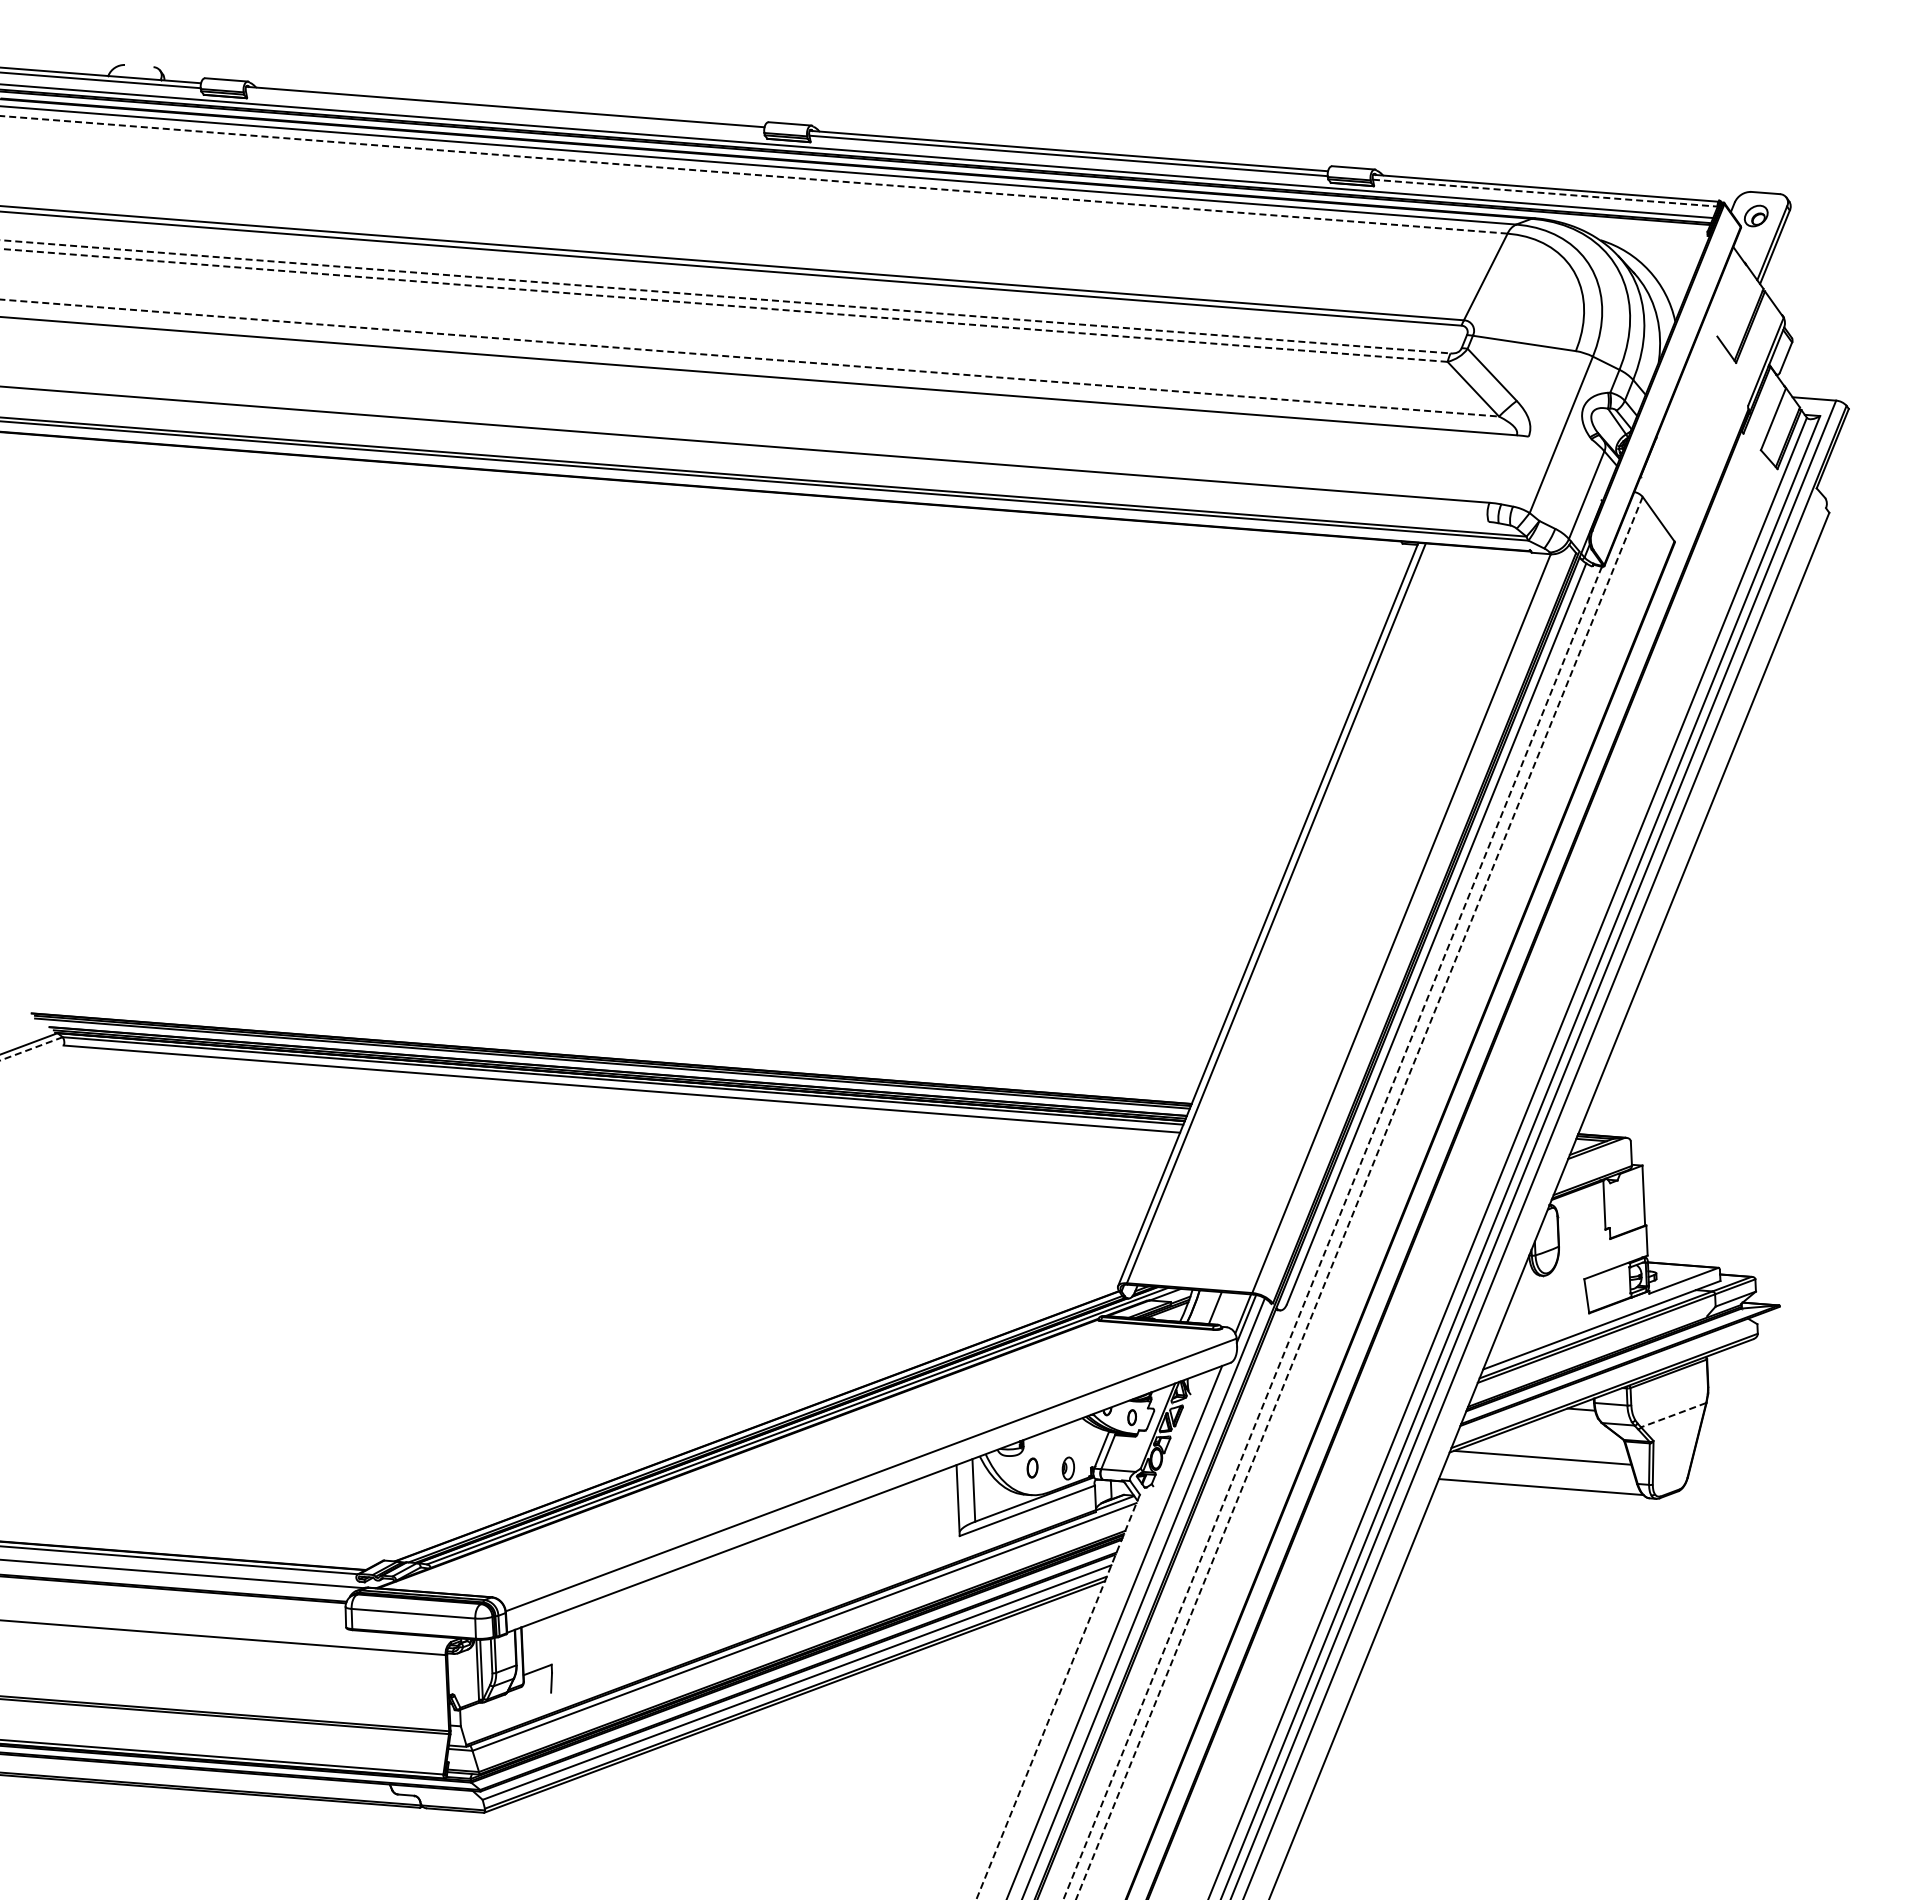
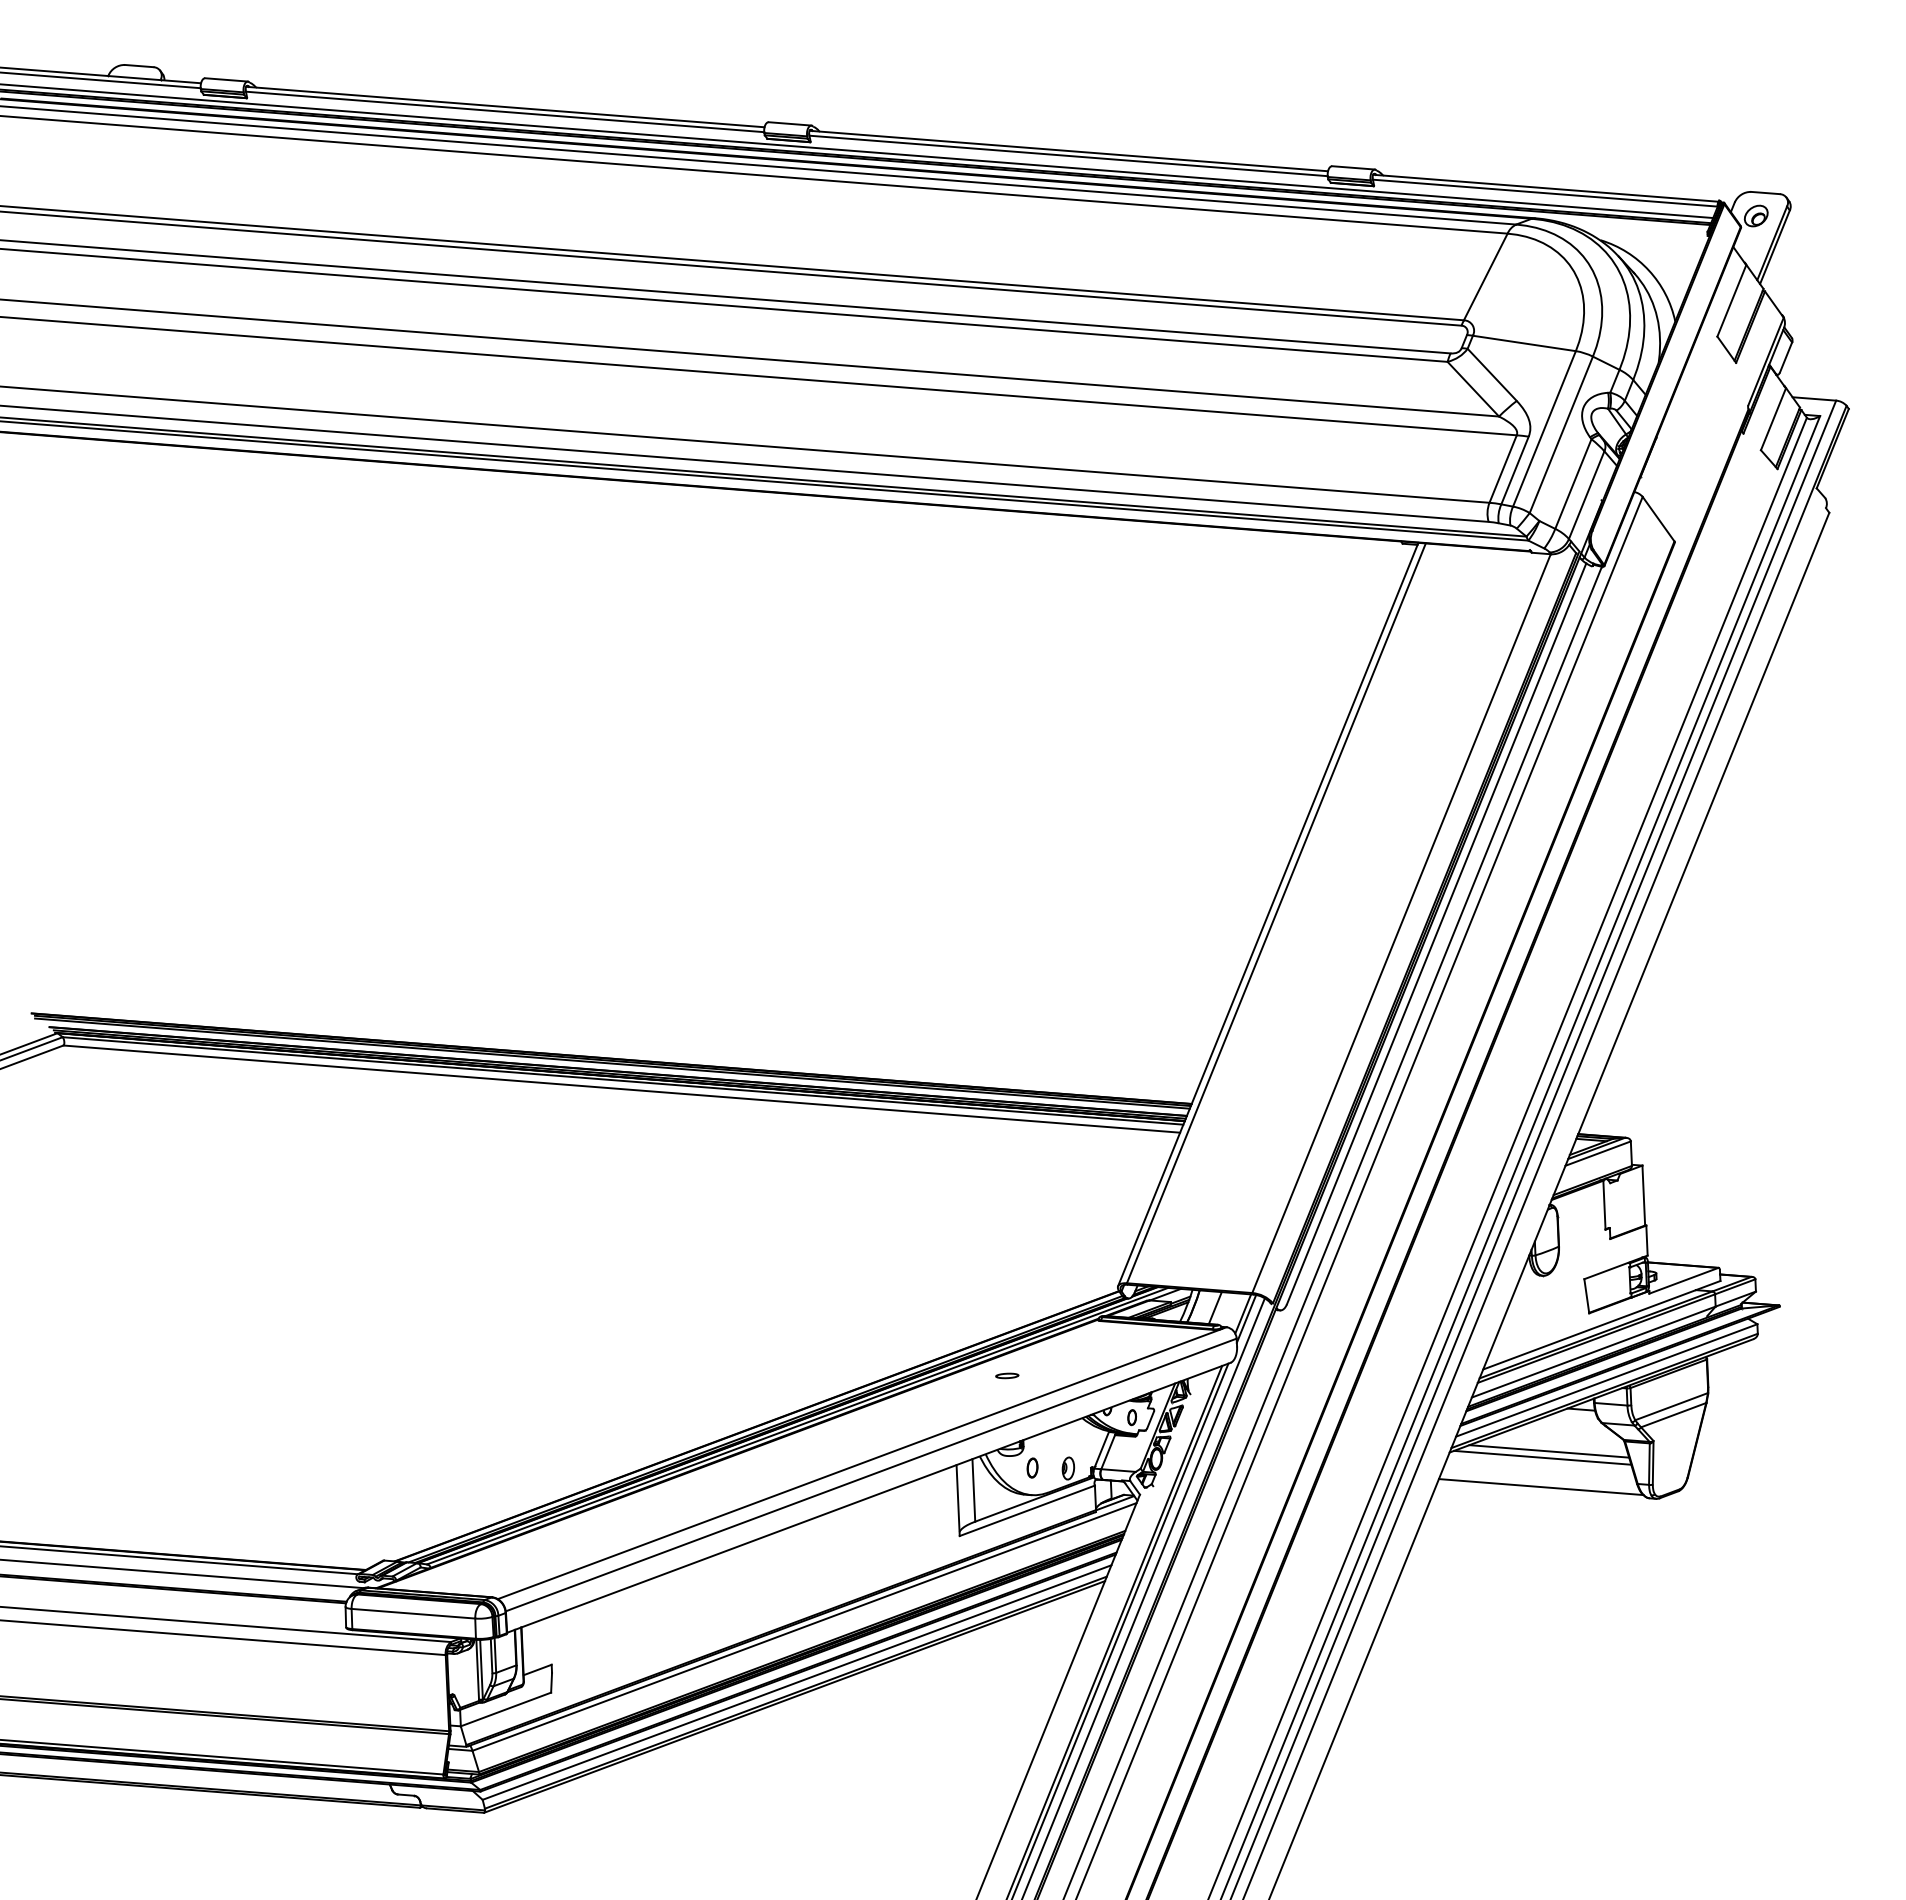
line: none -> present (139, 65)
line: none -> present (504, 111)
line: dashed -> solid (754, 174)
line: dashed -> solid (1545, 193)
line: dashed -> solid (725, 296)
line: none -> present (1731, 300)
line: dashed -> solid (723, 305)
line: dashed -> solid (749, 358)
line: none -> present (1544, 428)
line: none -> present (745, 463)
line: none -> present (1502, 468)
line: none -> present (1514, 470)
line: none -> present (1573, 483)
line: dashed -> solid (31, 1048)
line: none -> present (32, 1056)
line: none -> present (1597, 1153)
line: dashed -> solid (1359, 1198)
line: dashed -> solid (1332, 1233)
line: none -> present (1593, 1351)
part: none -> present (1007, 1375)
line: none -> present (1606, 1380)
line: none -> present (1671, 1406)
line: dashed -> solid (1673, 1415)
line: none -> present (1549, 1451)
line: none -> present (861, 1463)
line: none -> present (226, 1624)
line: none -> present (1120, 1629)
line: dashed -> solid (1057, 1697)
line: none -> present (505, 1709)
